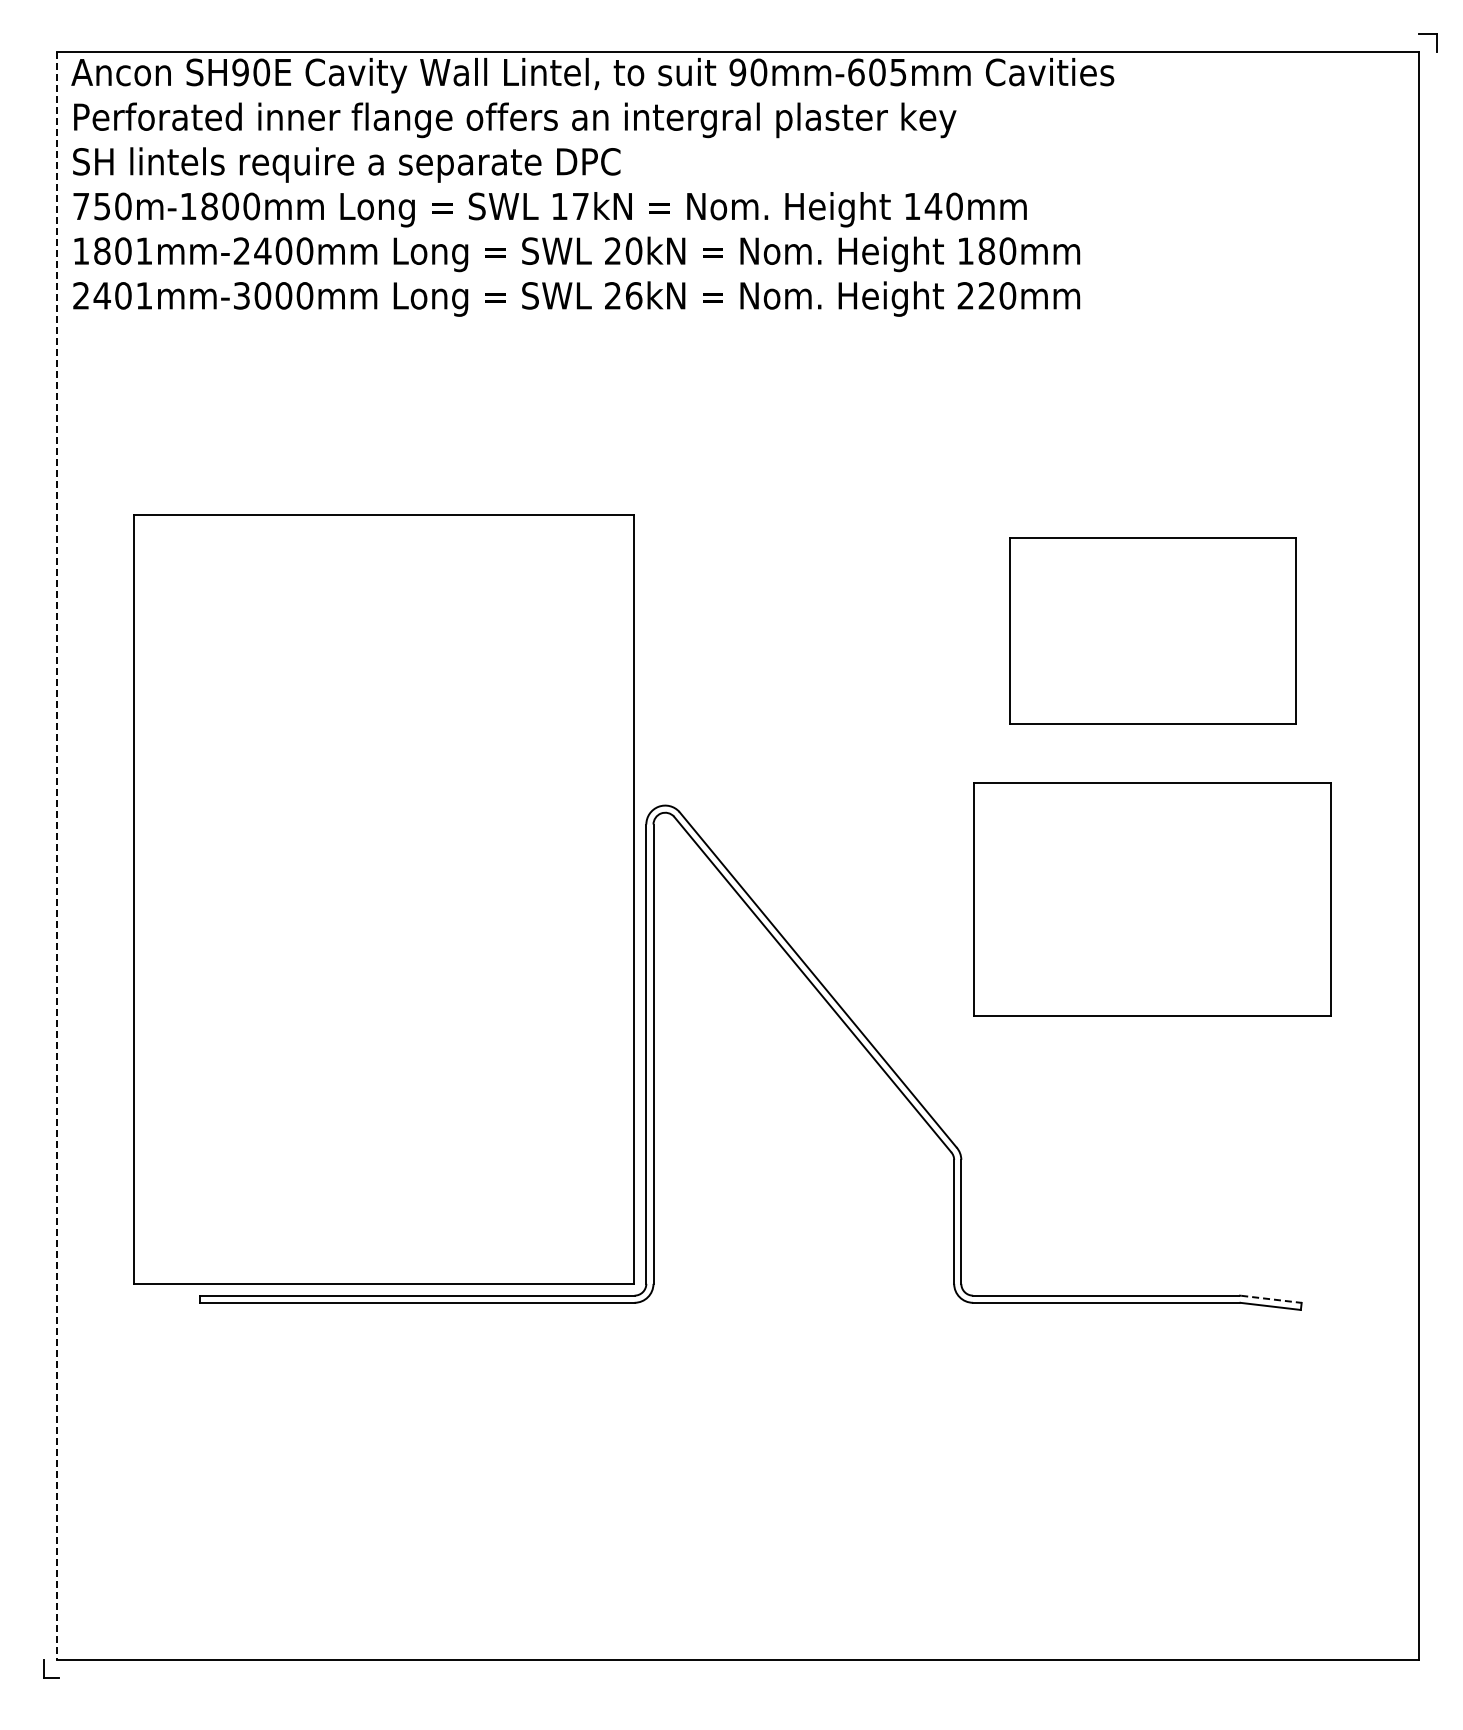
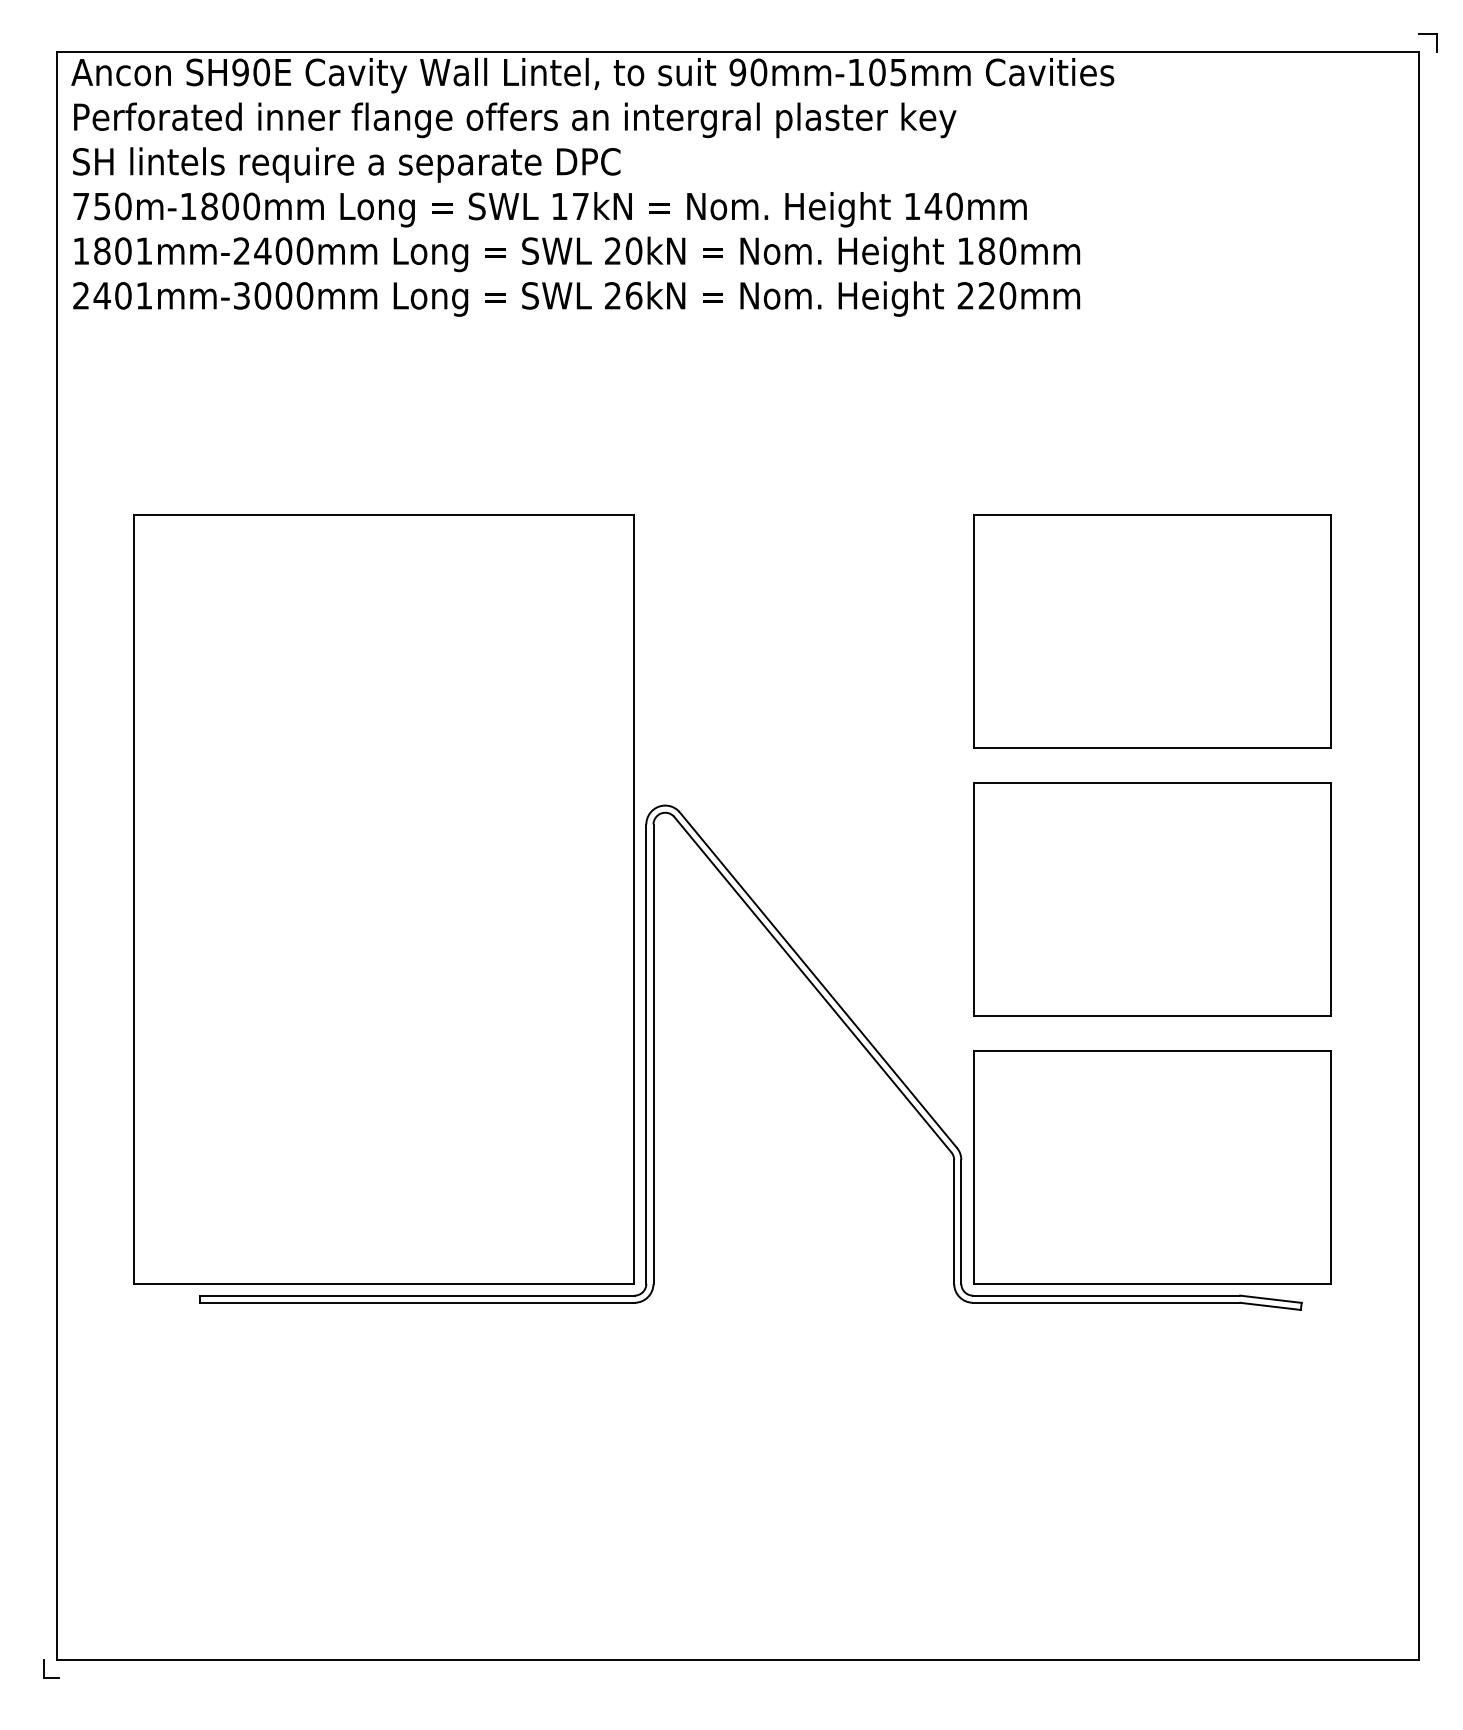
text: 90mm-605mm -> 90mm-105mm (856, 72)
part size: 288x188 px -> 359x235 px (1152, 631)
line: dashed -> solid (57, 856)
part: none -> present (1152, 1167)
line: dashed -> solid (1271, 1299)
